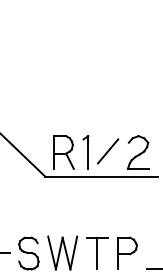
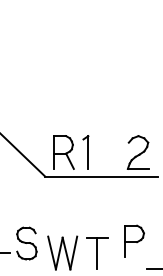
line: present -> none (107, 151)
part position: (127, 252) -> (134, 240) (134, 240)
part position: (28, 253) -> (26, 243) (26, 243)
